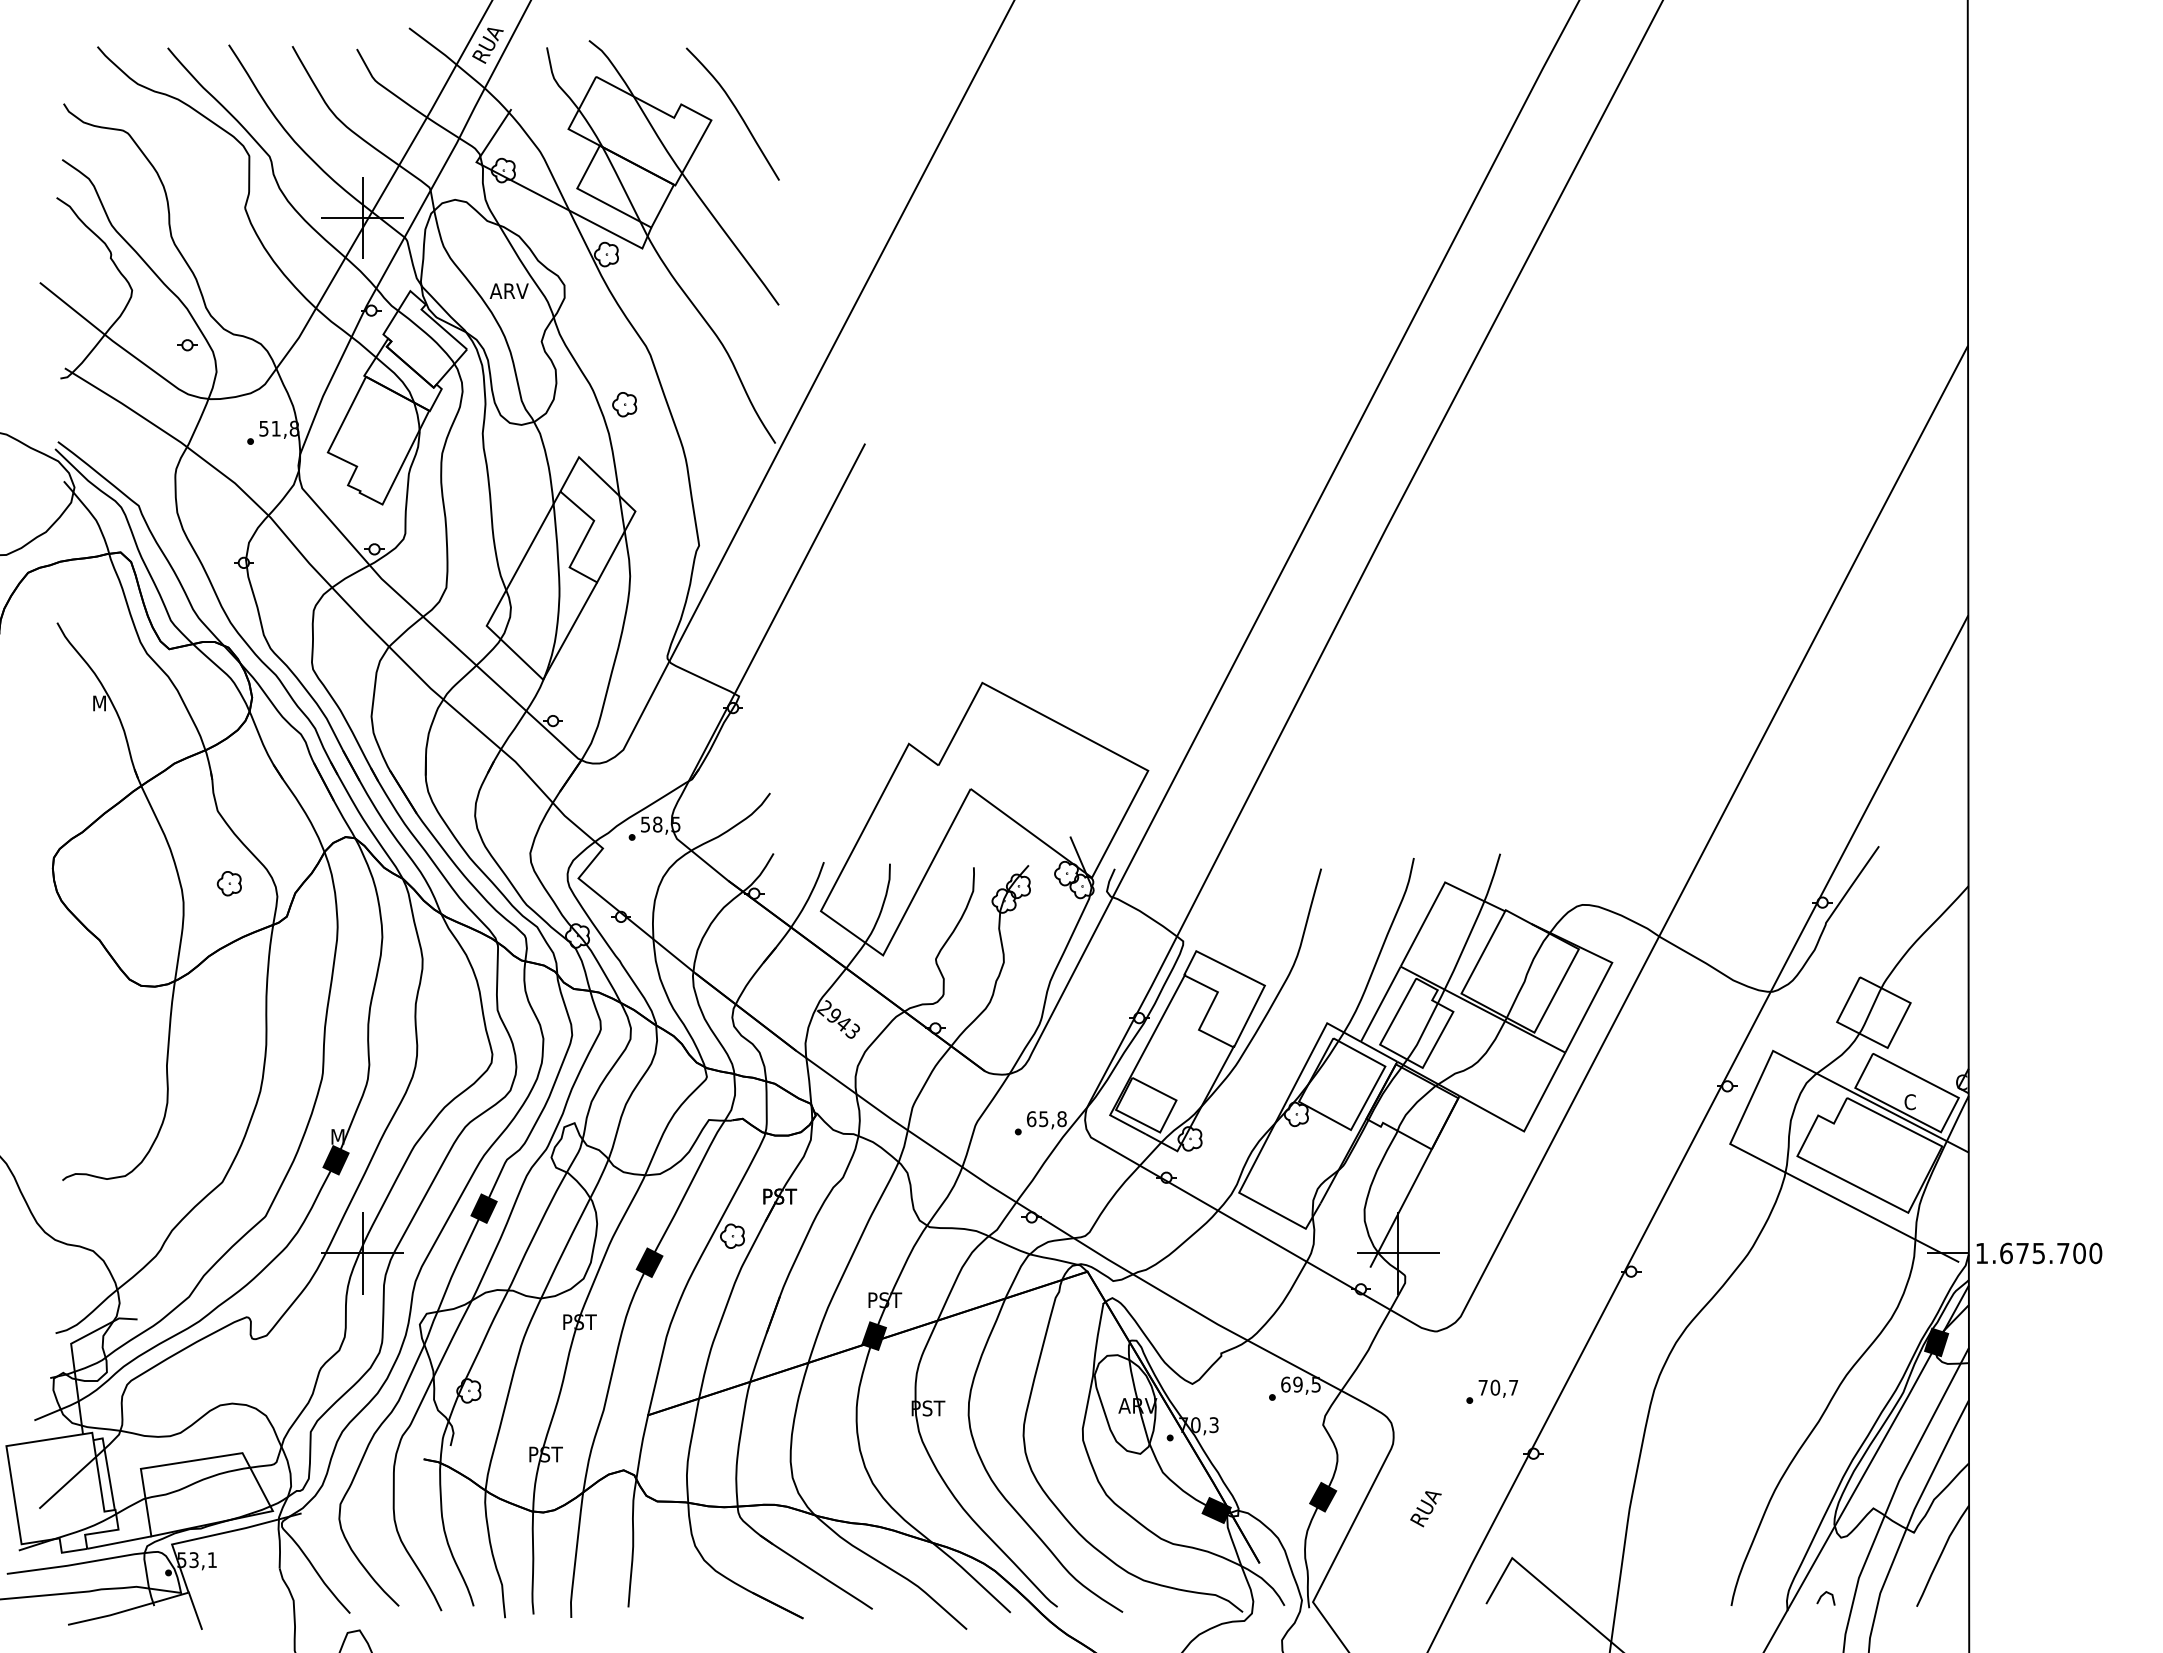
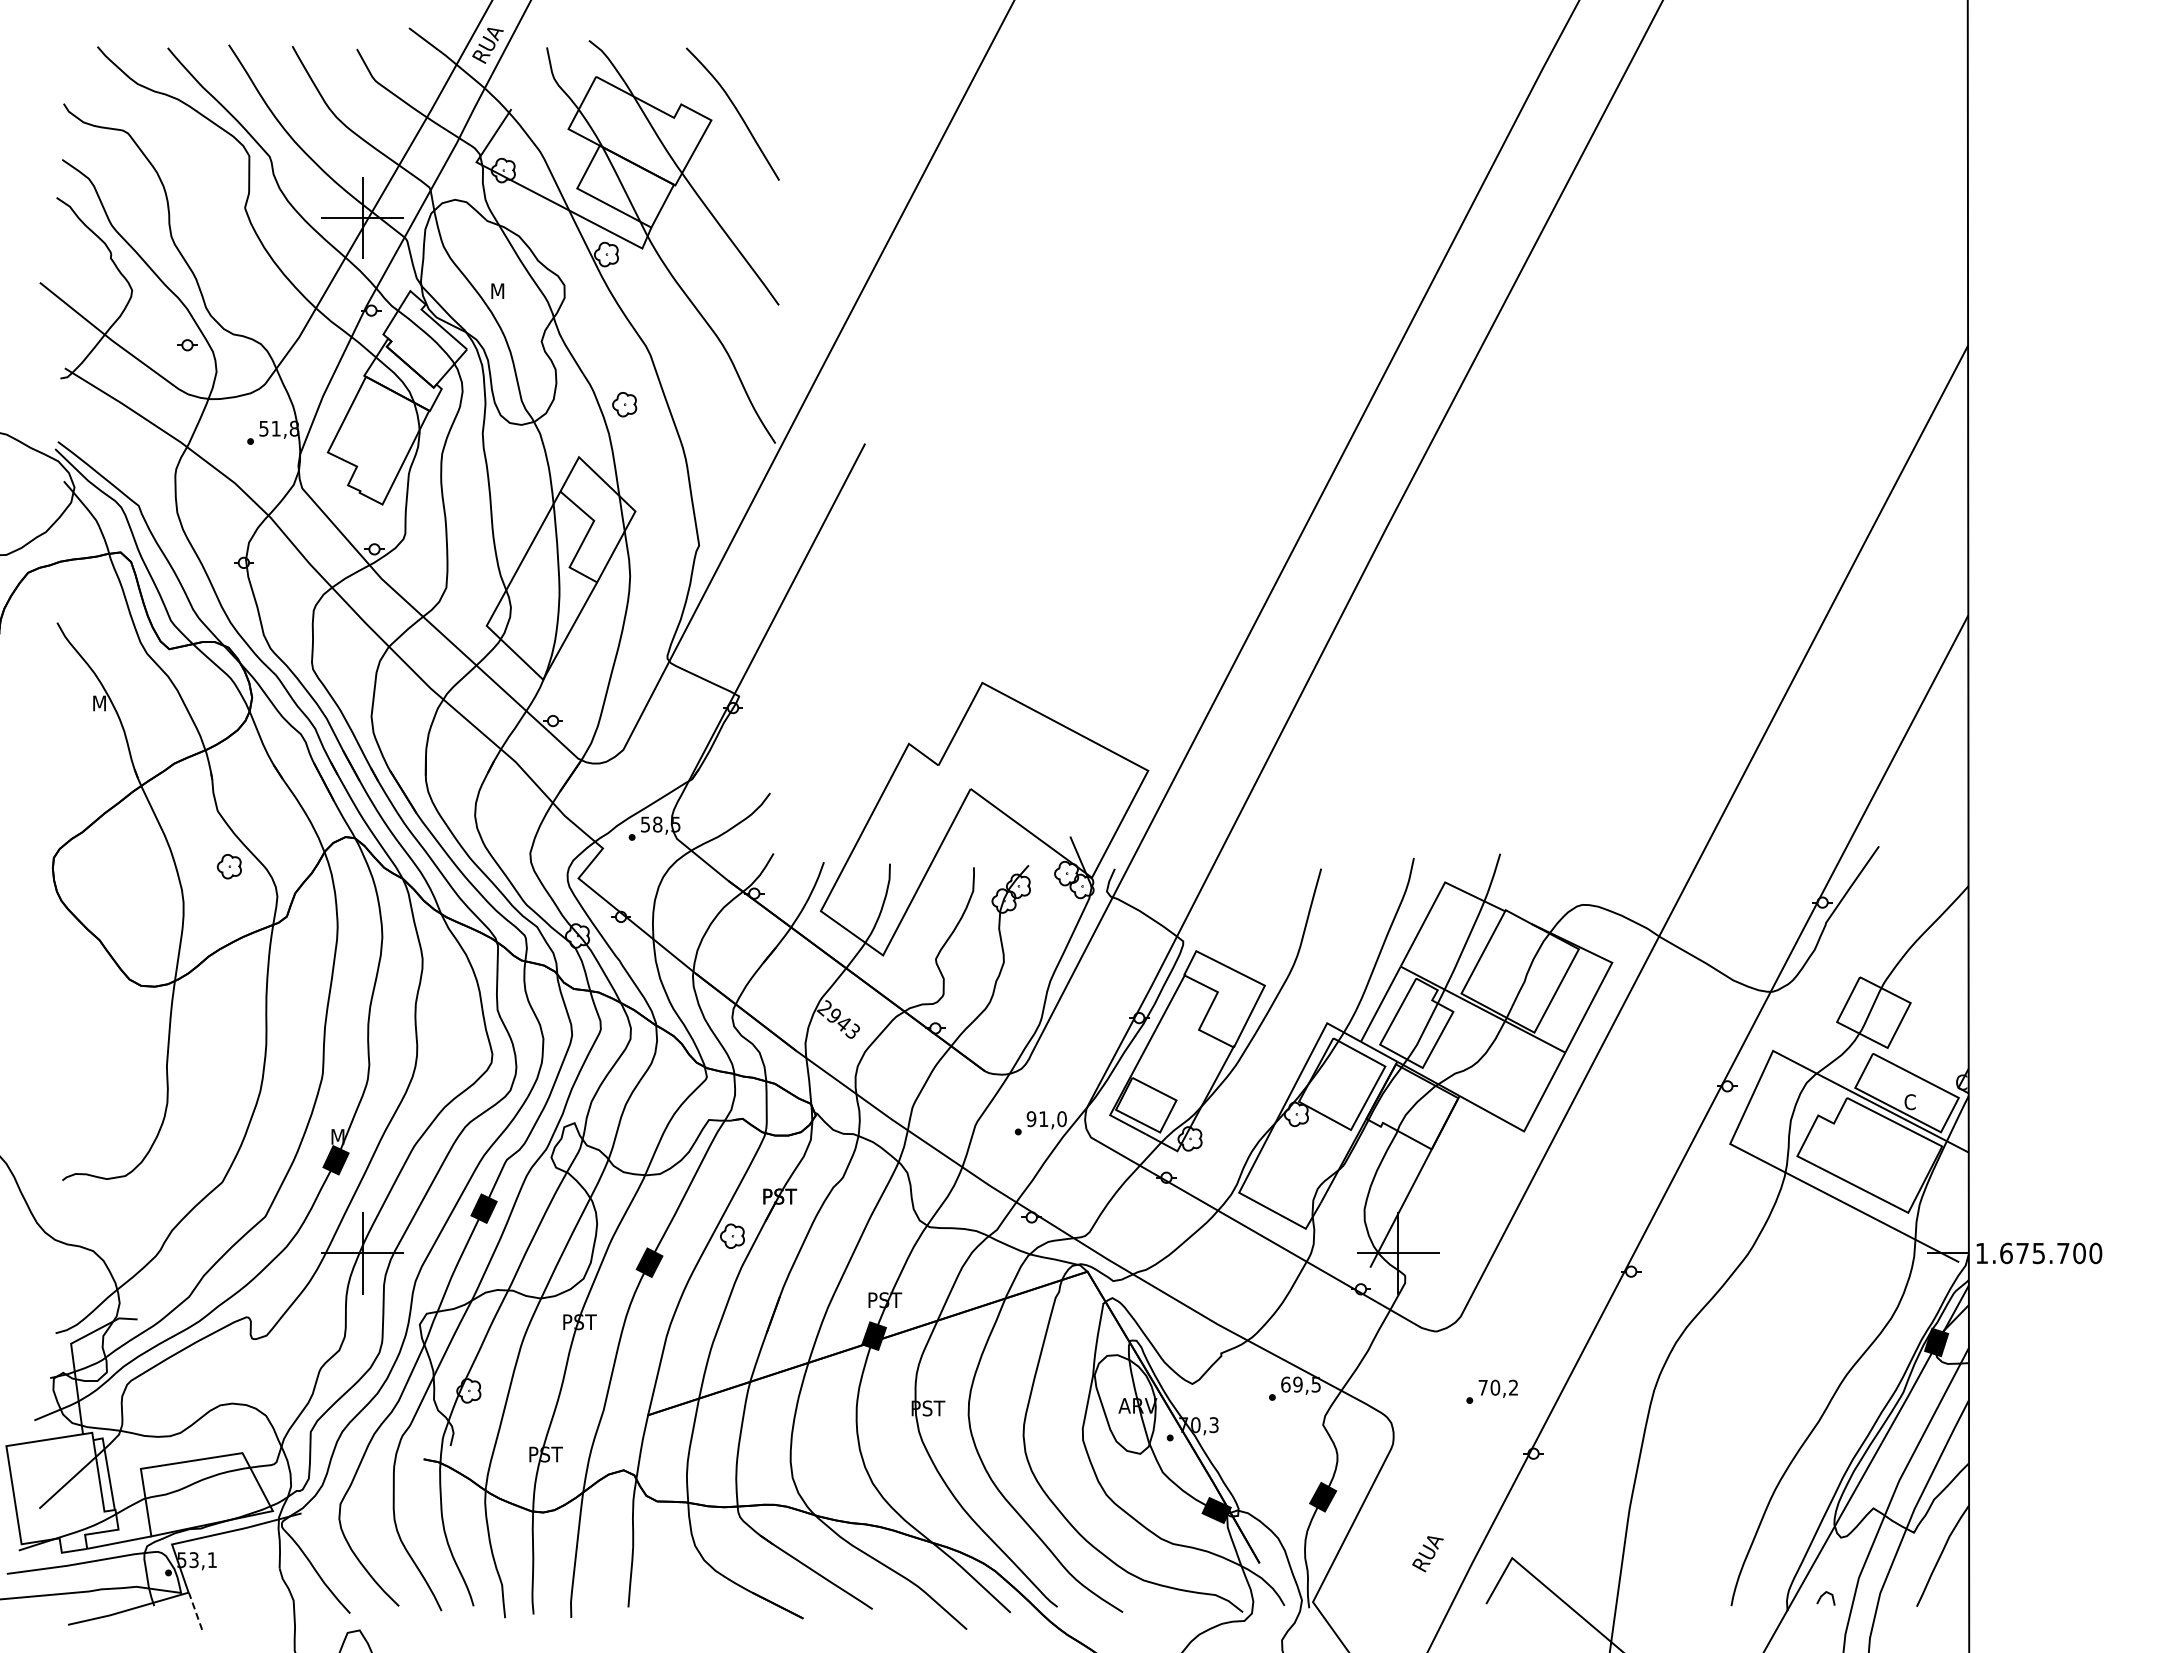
text: ARV -> M (508, 290)
part position: (228, 883) -> (228, 866) (228, 866)
text: 65,8 -> 91,0 (1046, 1119)
text: 70,7 -> 70,2 (1513, 1387)
text position: (1425, 1509) -> (1427, 1554) (1427, 1554)
line: solid -> dashed (195, 1610)
